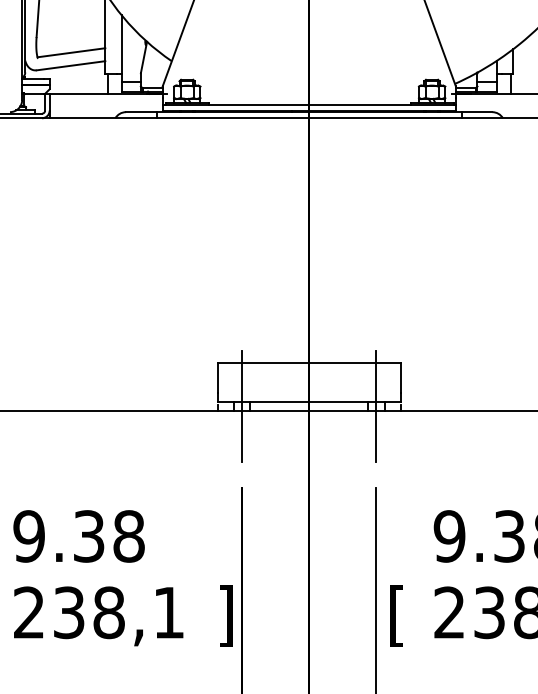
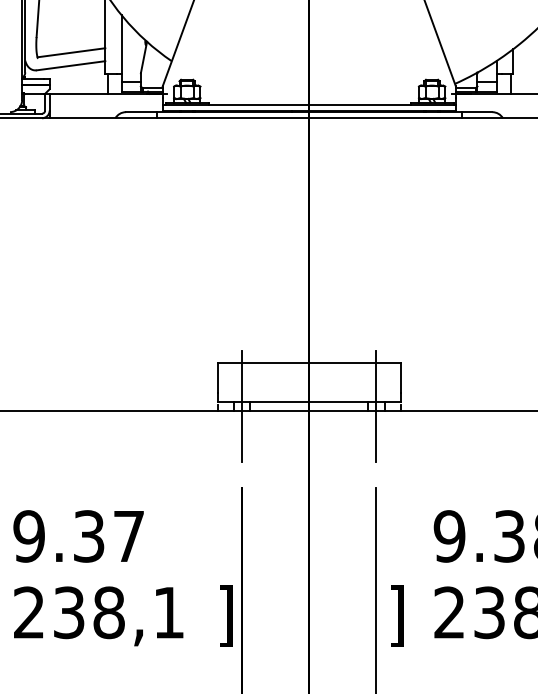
text: 9.38 -> 9.37 (128, 536)
text: [ -> ] (396, 615)
